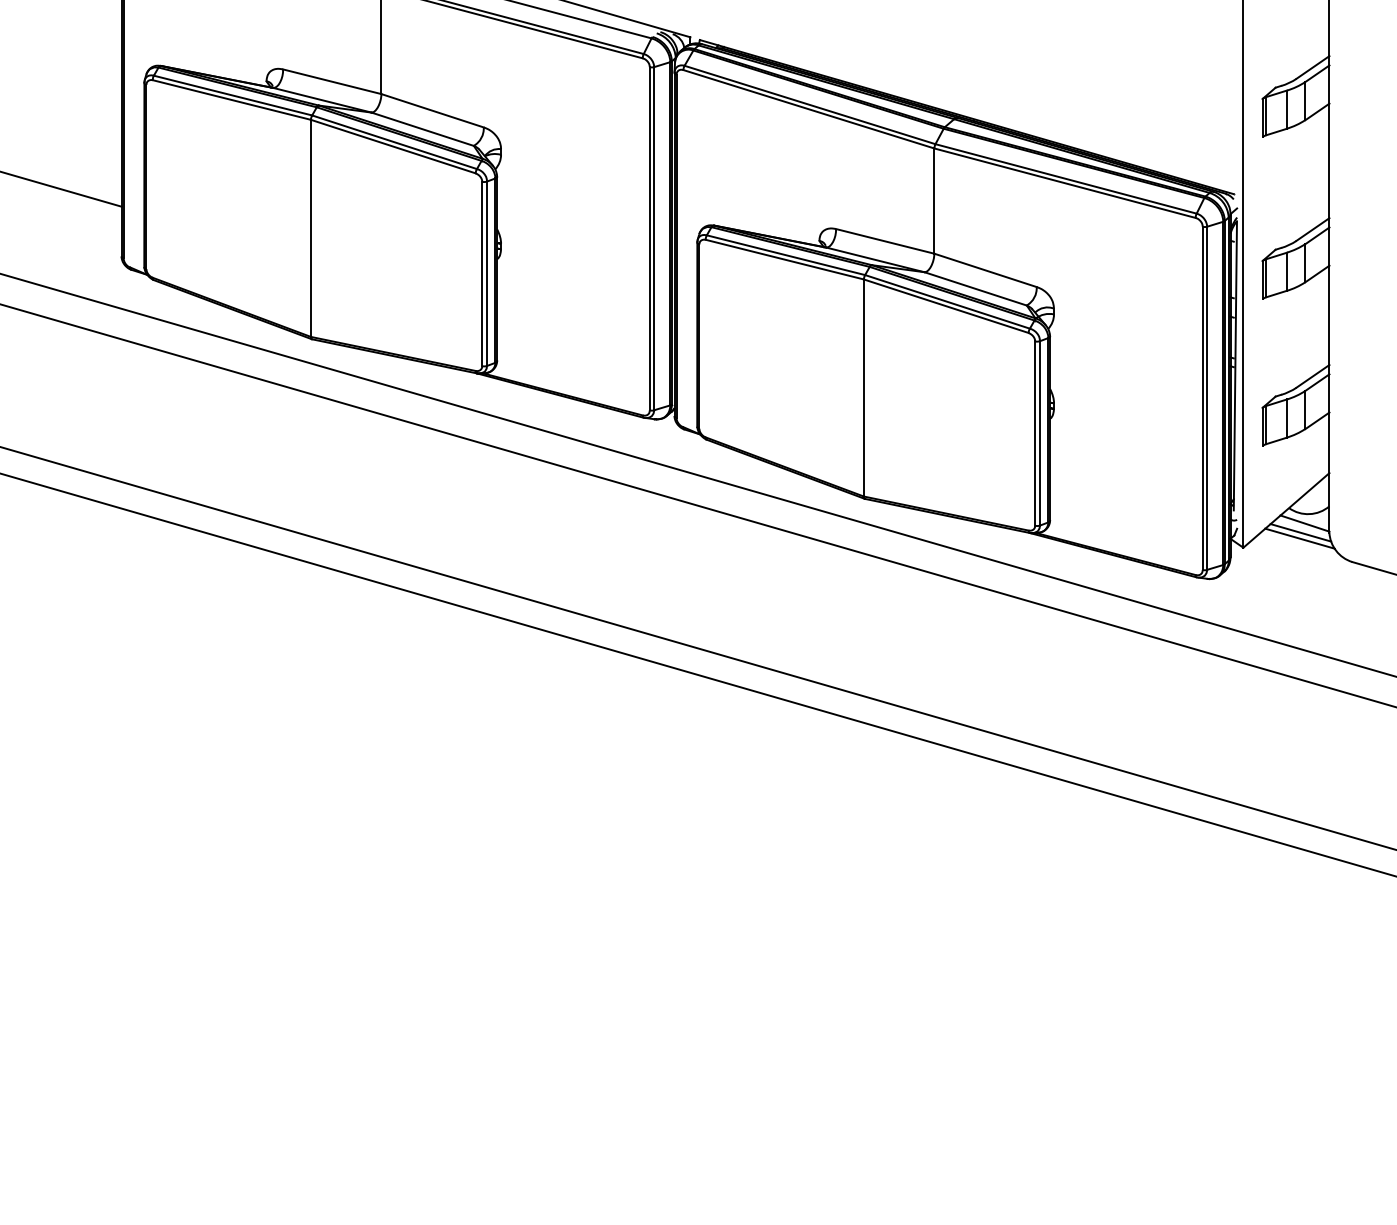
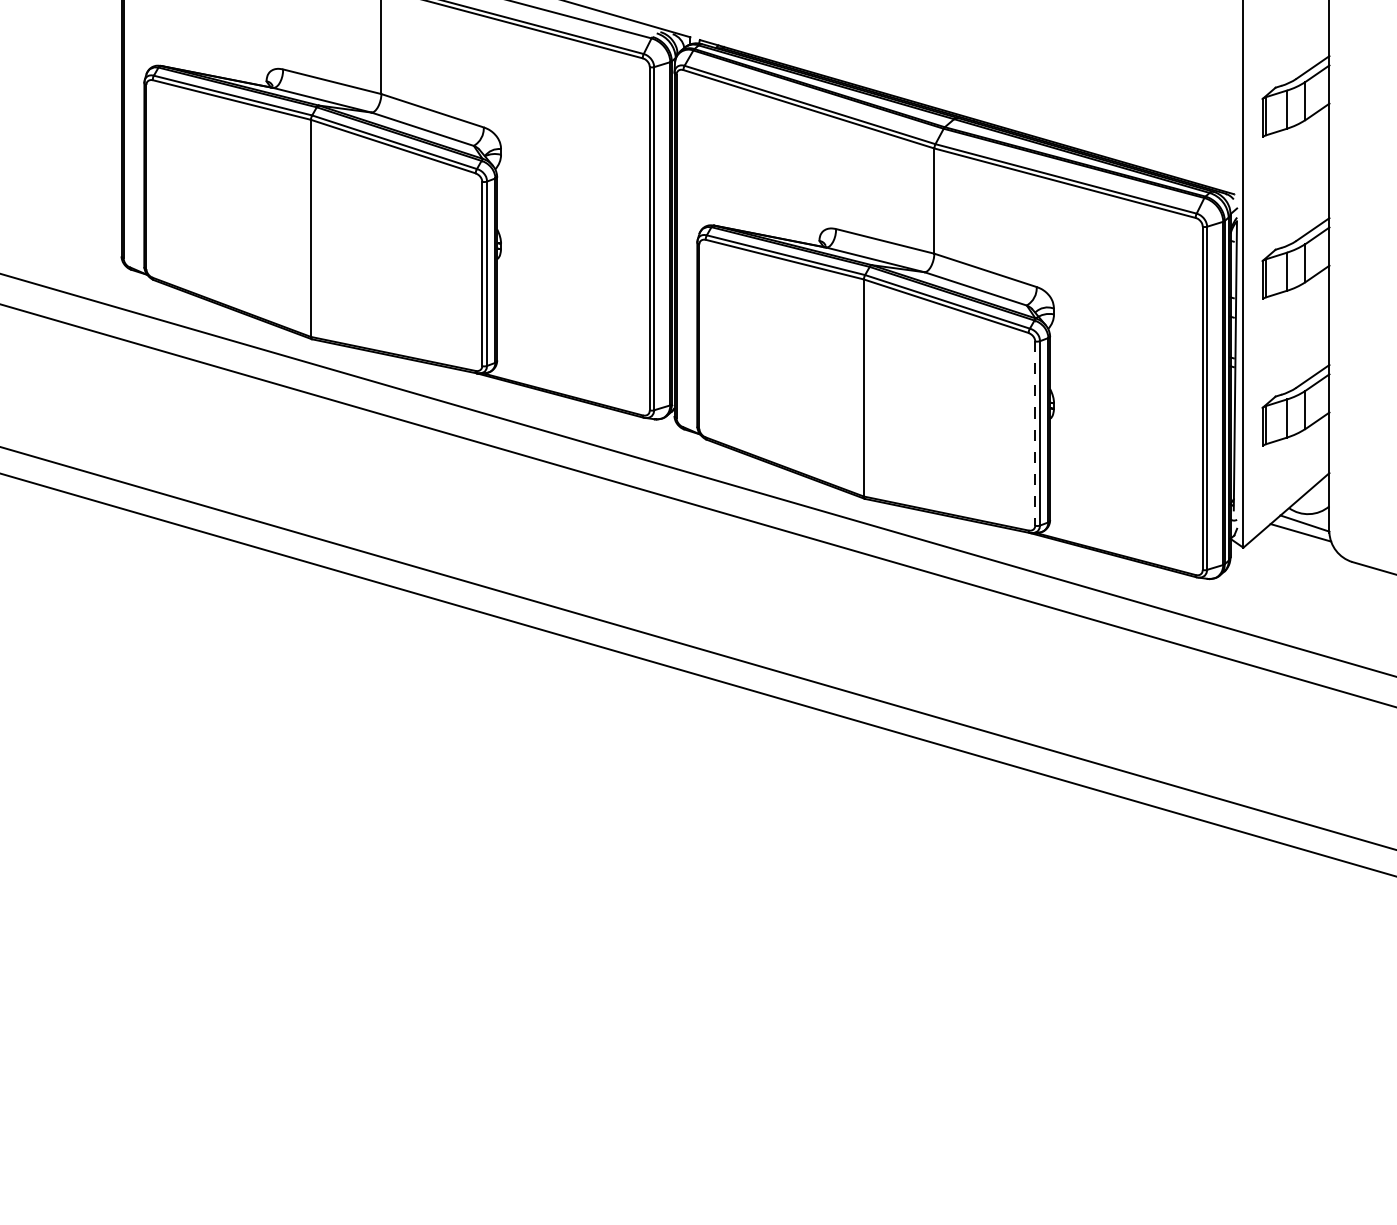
line: present -> none (61, 189)
line: solid -> dashed (1035, 434)
line: present -> none (1299, 538)
